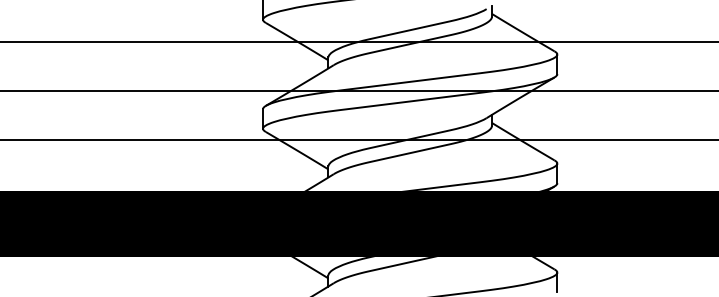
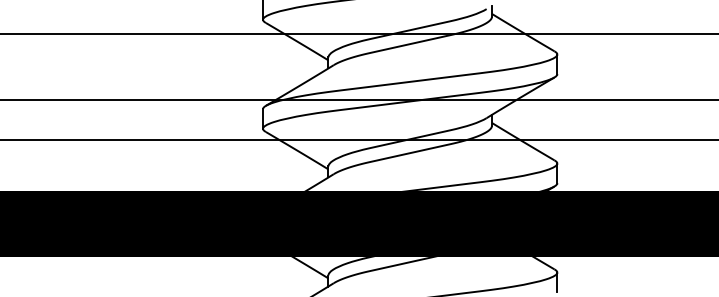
line position: (358, 41) -> (358, 33) (358, 33)
line position: (358, 90) -> (358, 99) (358, 99)
